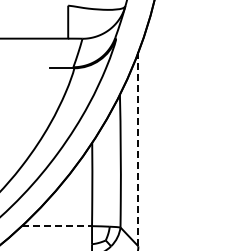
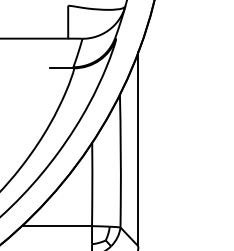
line: dashed -> solid (138, 149)
line: dashed -> solid (57, 226)
